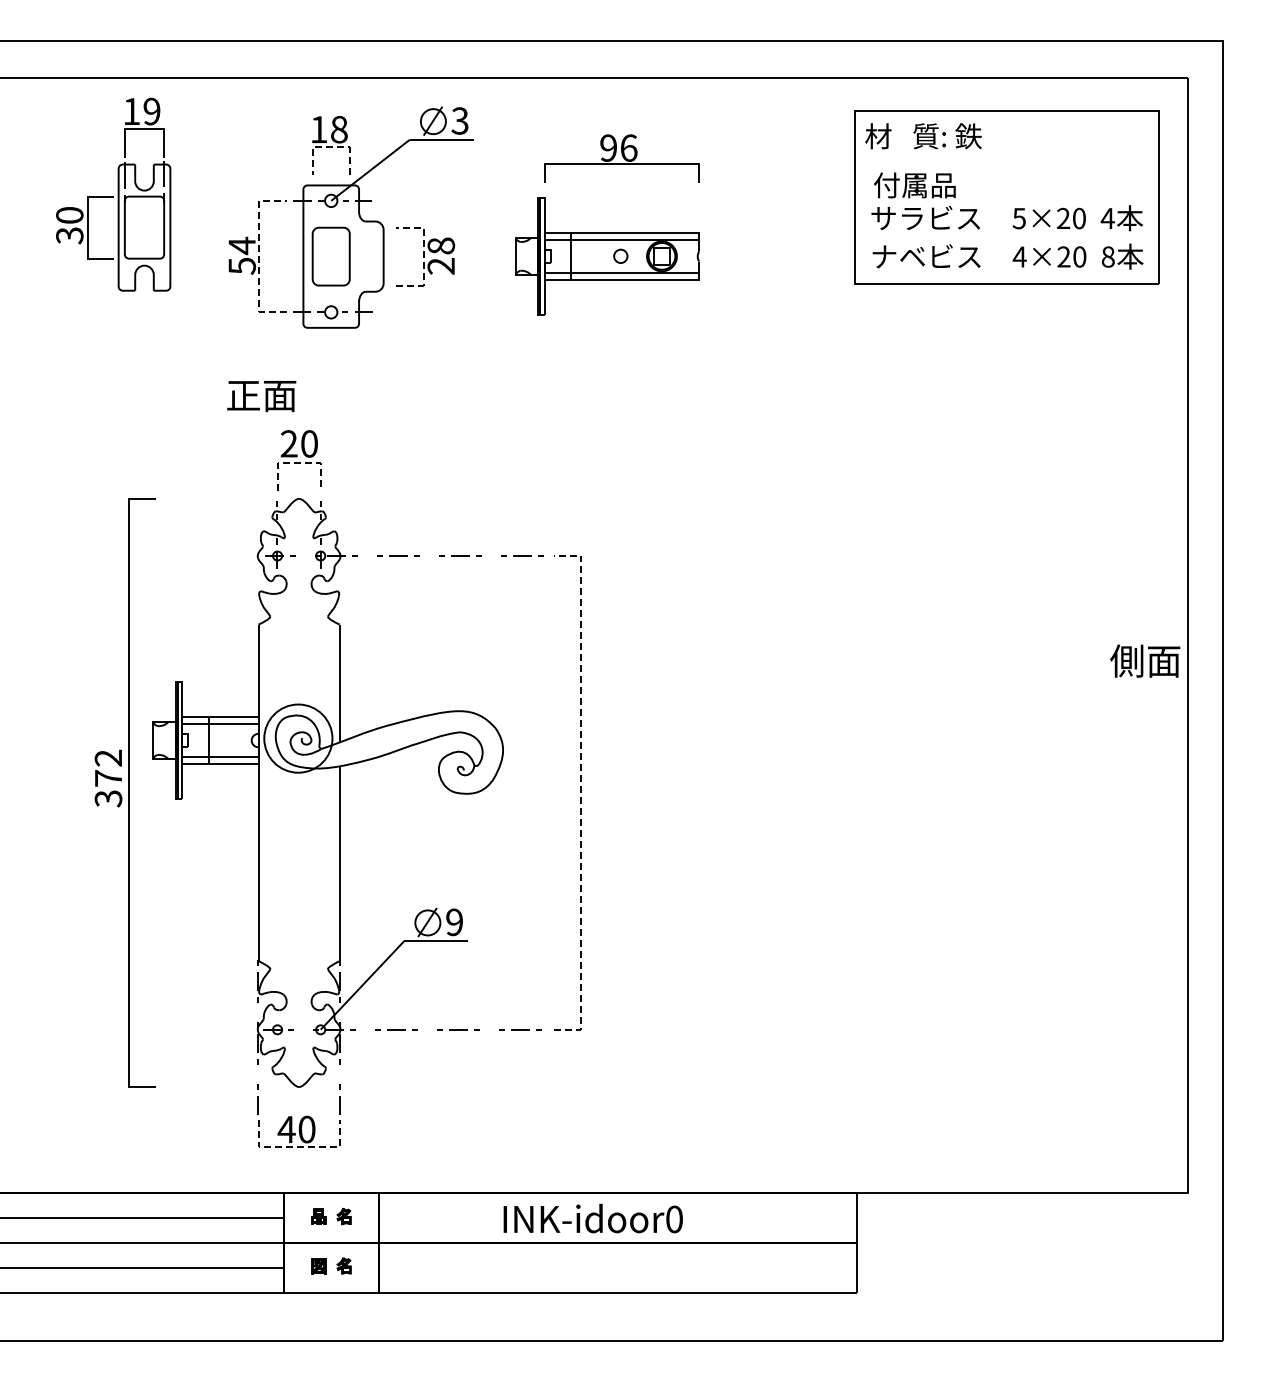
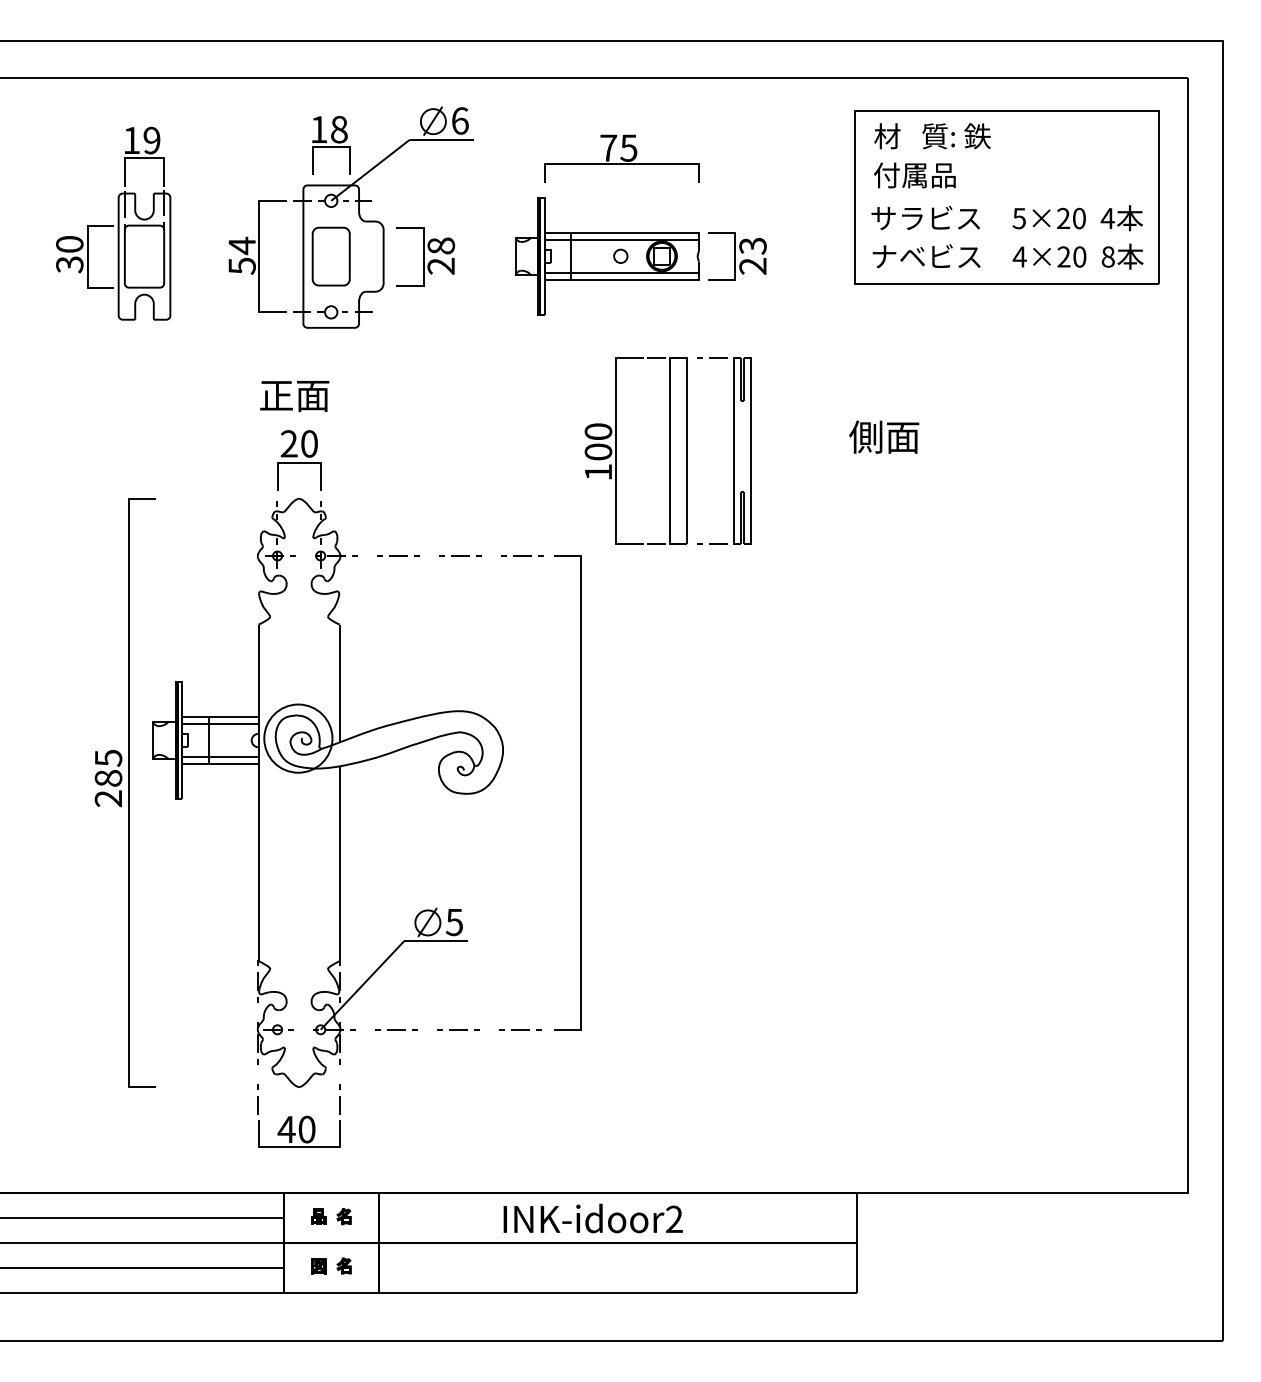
text: 3 -> 6 (459, 120)
text position: (923, 136) -> (932, 136) (932, 136)
line: dashed -> solid (331, 147)
text: 96 -> 75 (618, 147)
text position: (914, 185) -> (914, 175) (914, 175)
part position: (113, 194) -> (113, 223) (113, 223)
line: dashed -> solid (259, 256)
line: dashed -> solid (423, 256)
part: none -> present (737, 256)
text position: (261, 396) -> (294, 396) (294, 396)
part: none -> present (667, 450)
line: dashed -> solid (299, 463)
text position: (1145, 660) -> (884, 436) (884, 436)
text: 372 -> 285 (108, 778)
line: dashed -> solid (581, 792)
text: 9 -> 5 (453, 922)
line: dashed -> solid (299, 1147)
text: INK-idoor0 -> INK-idoor2 (674, 1219)
